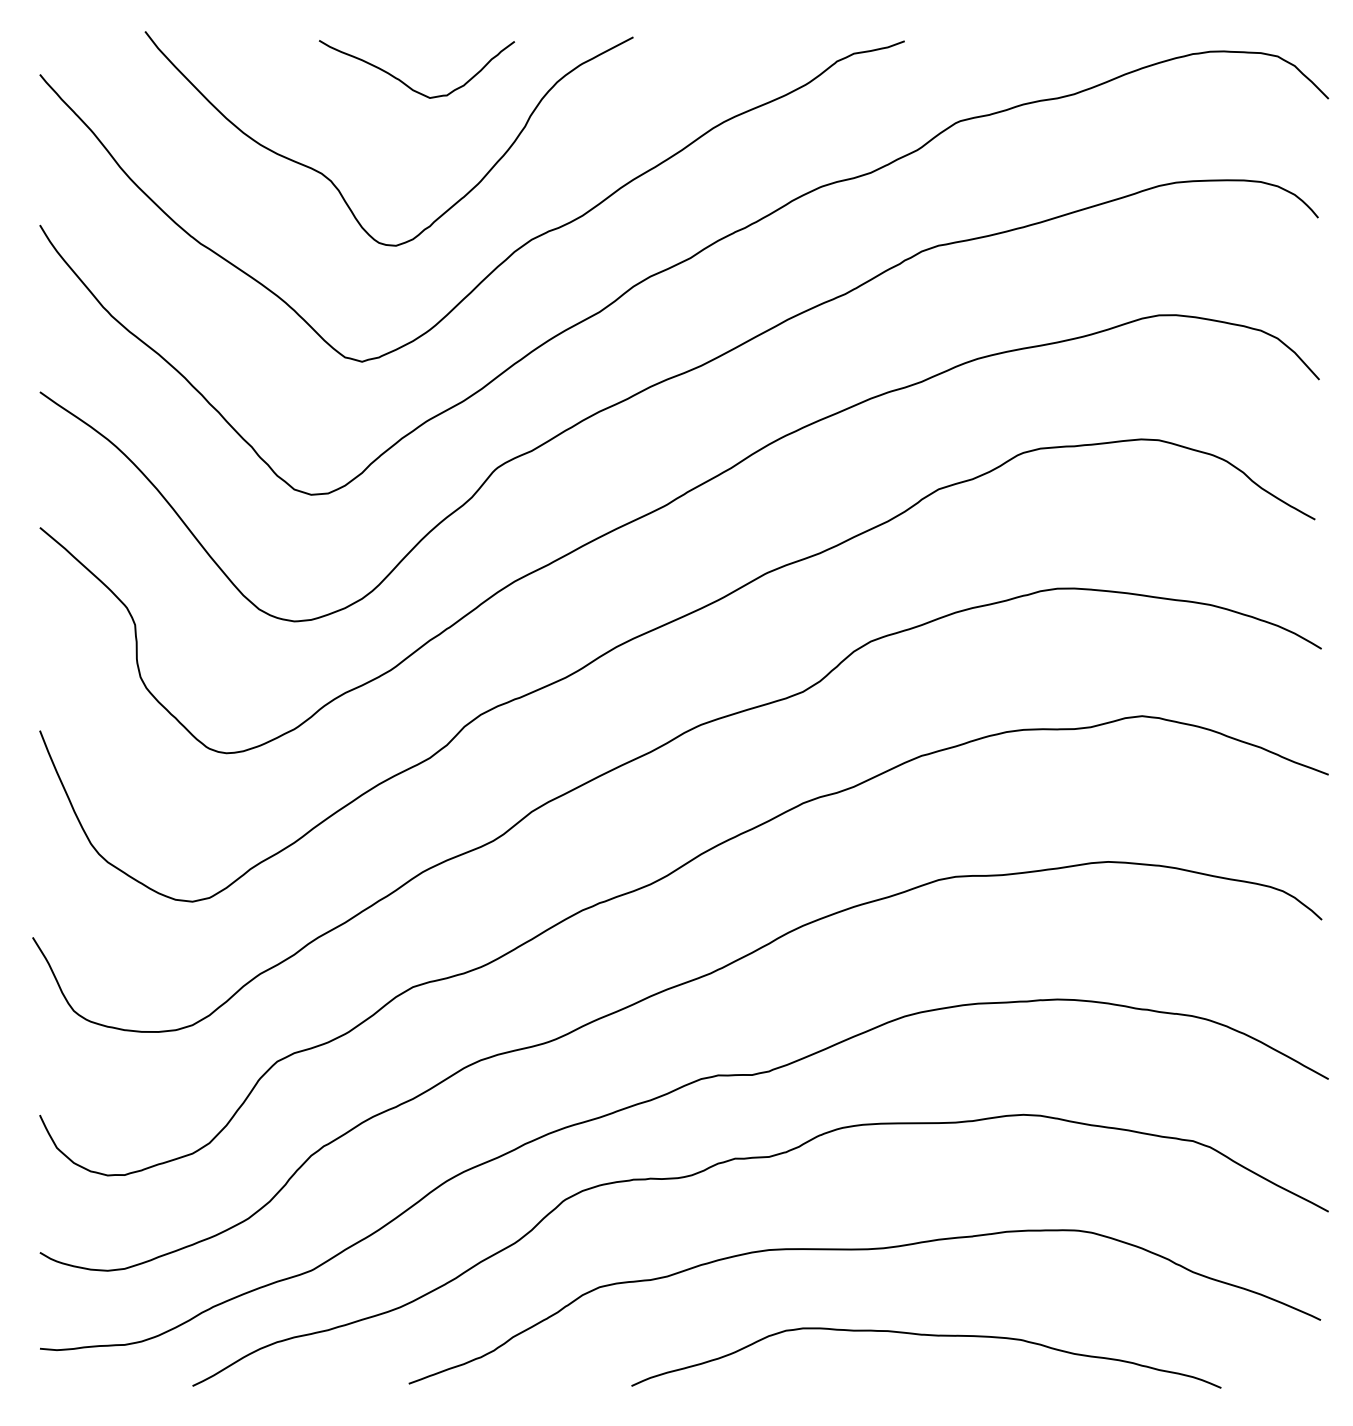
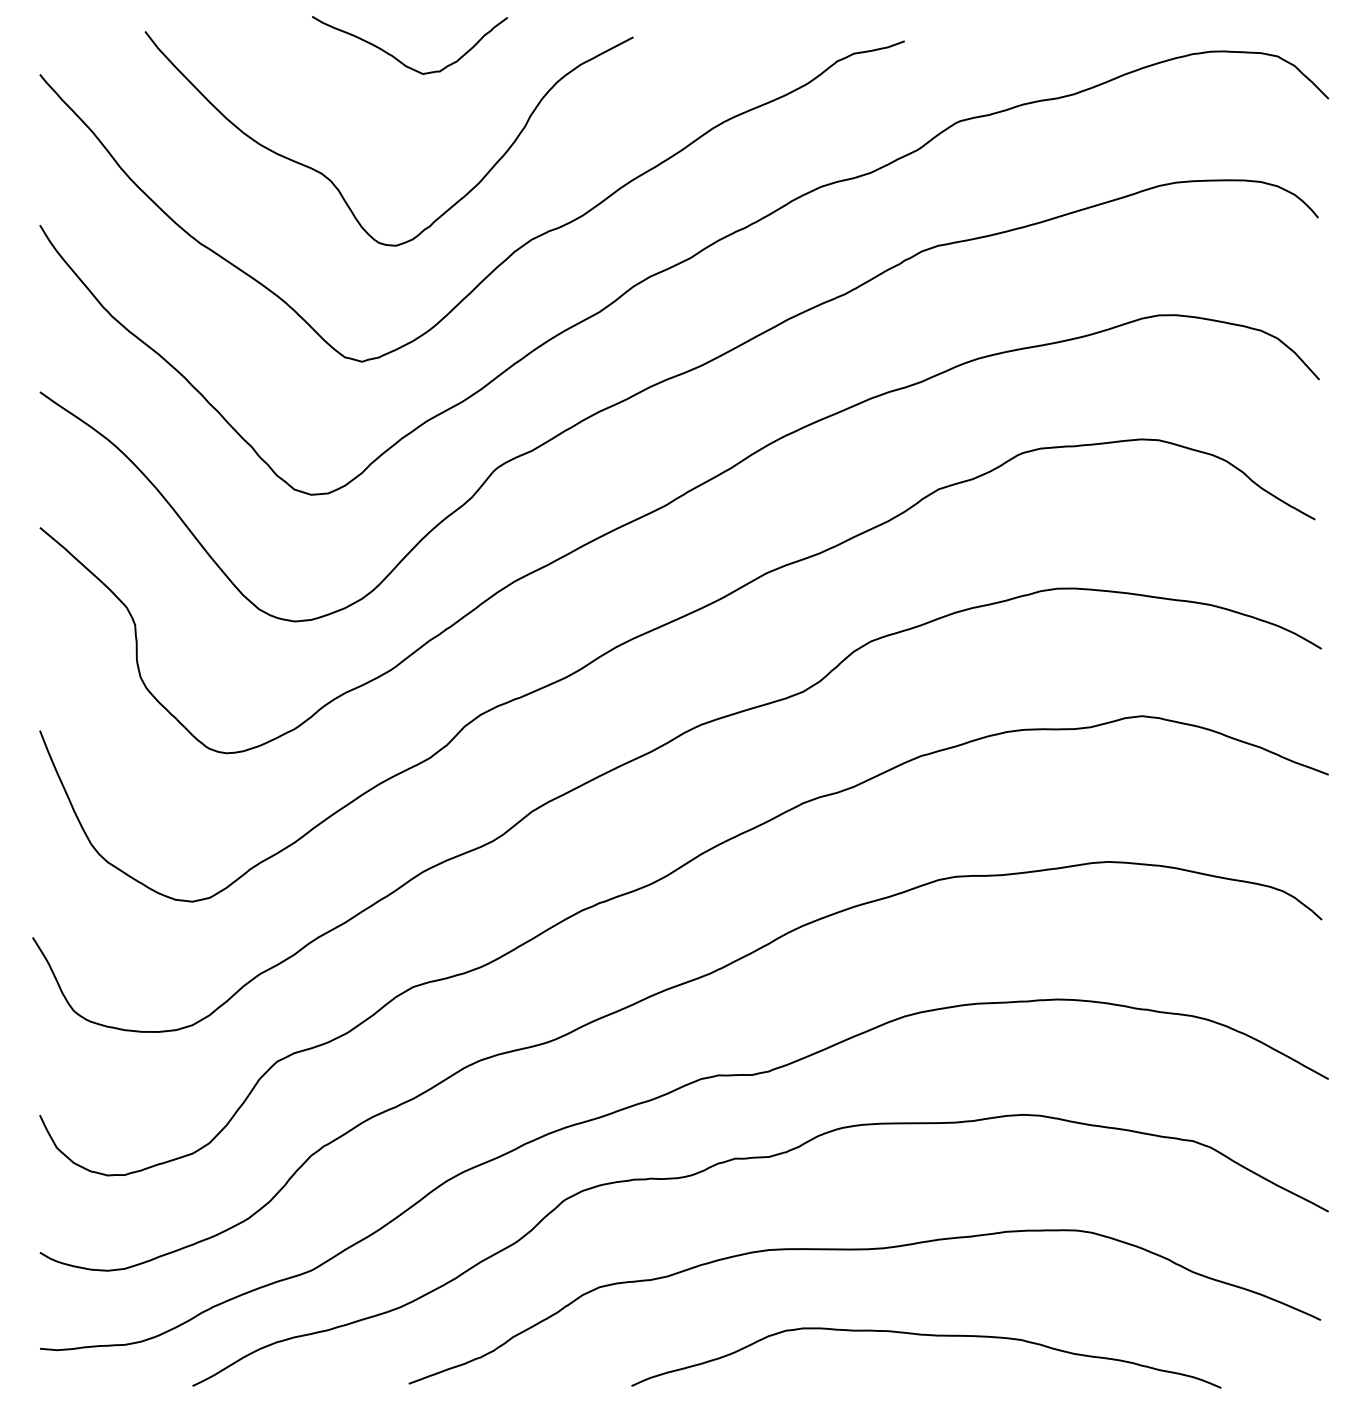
curve position: (407, 84) -> (400, 60) (400, 60)
